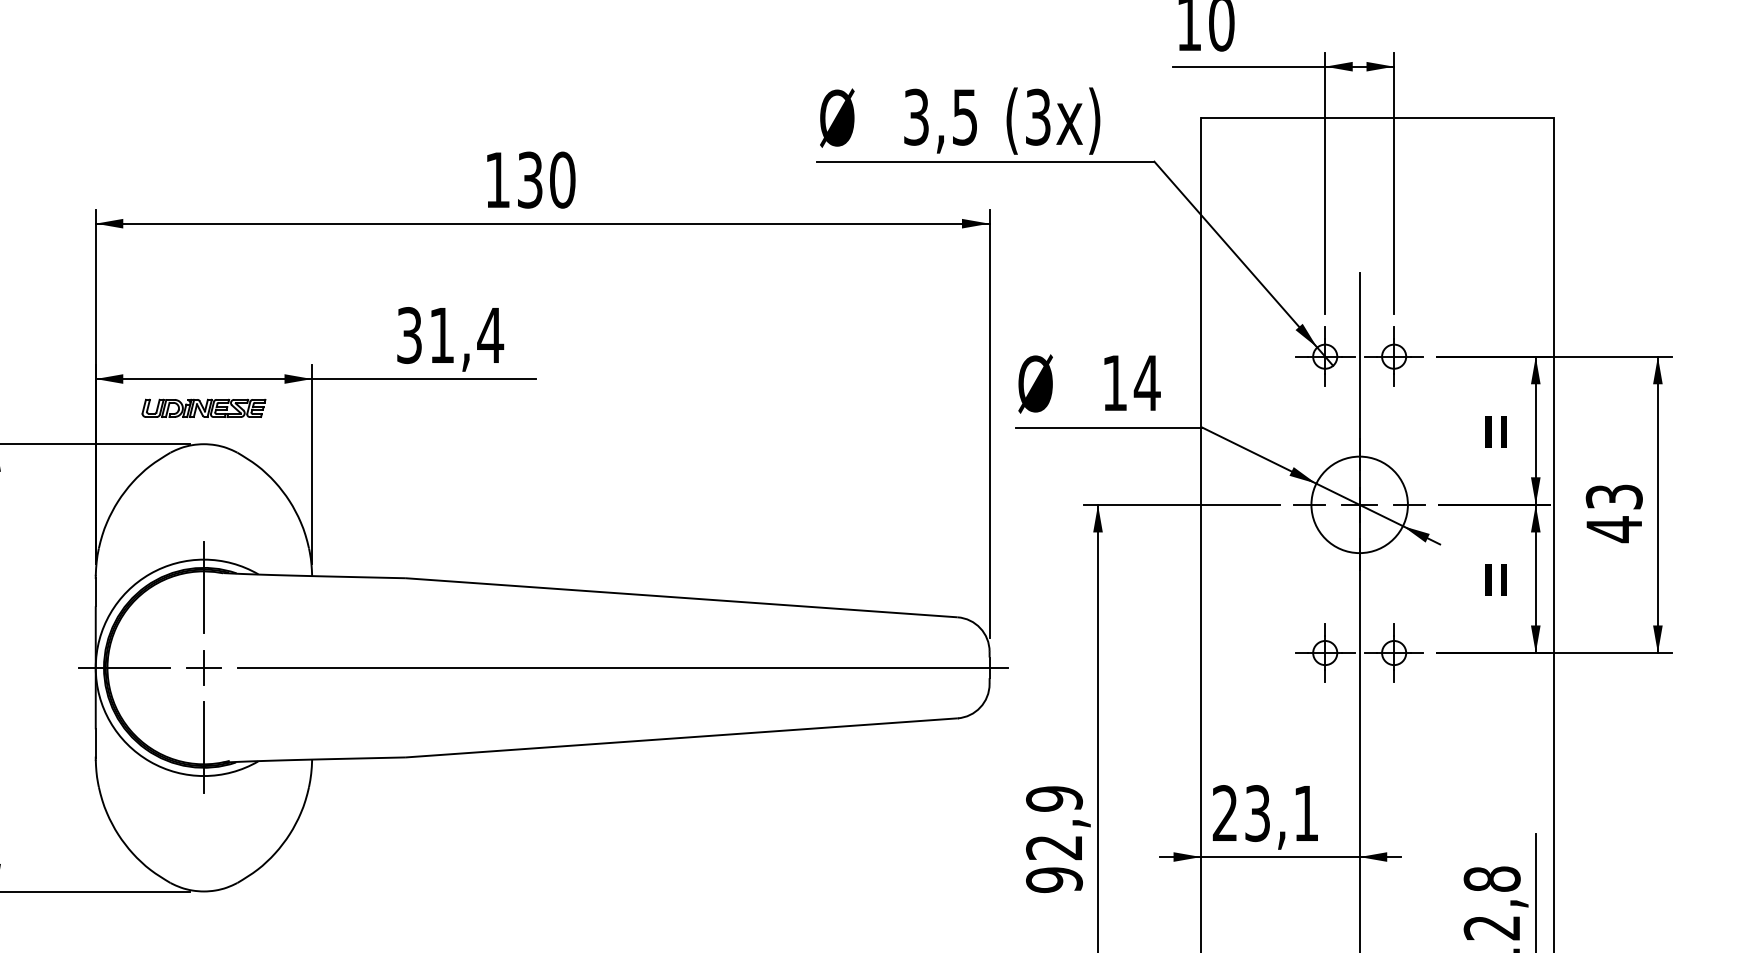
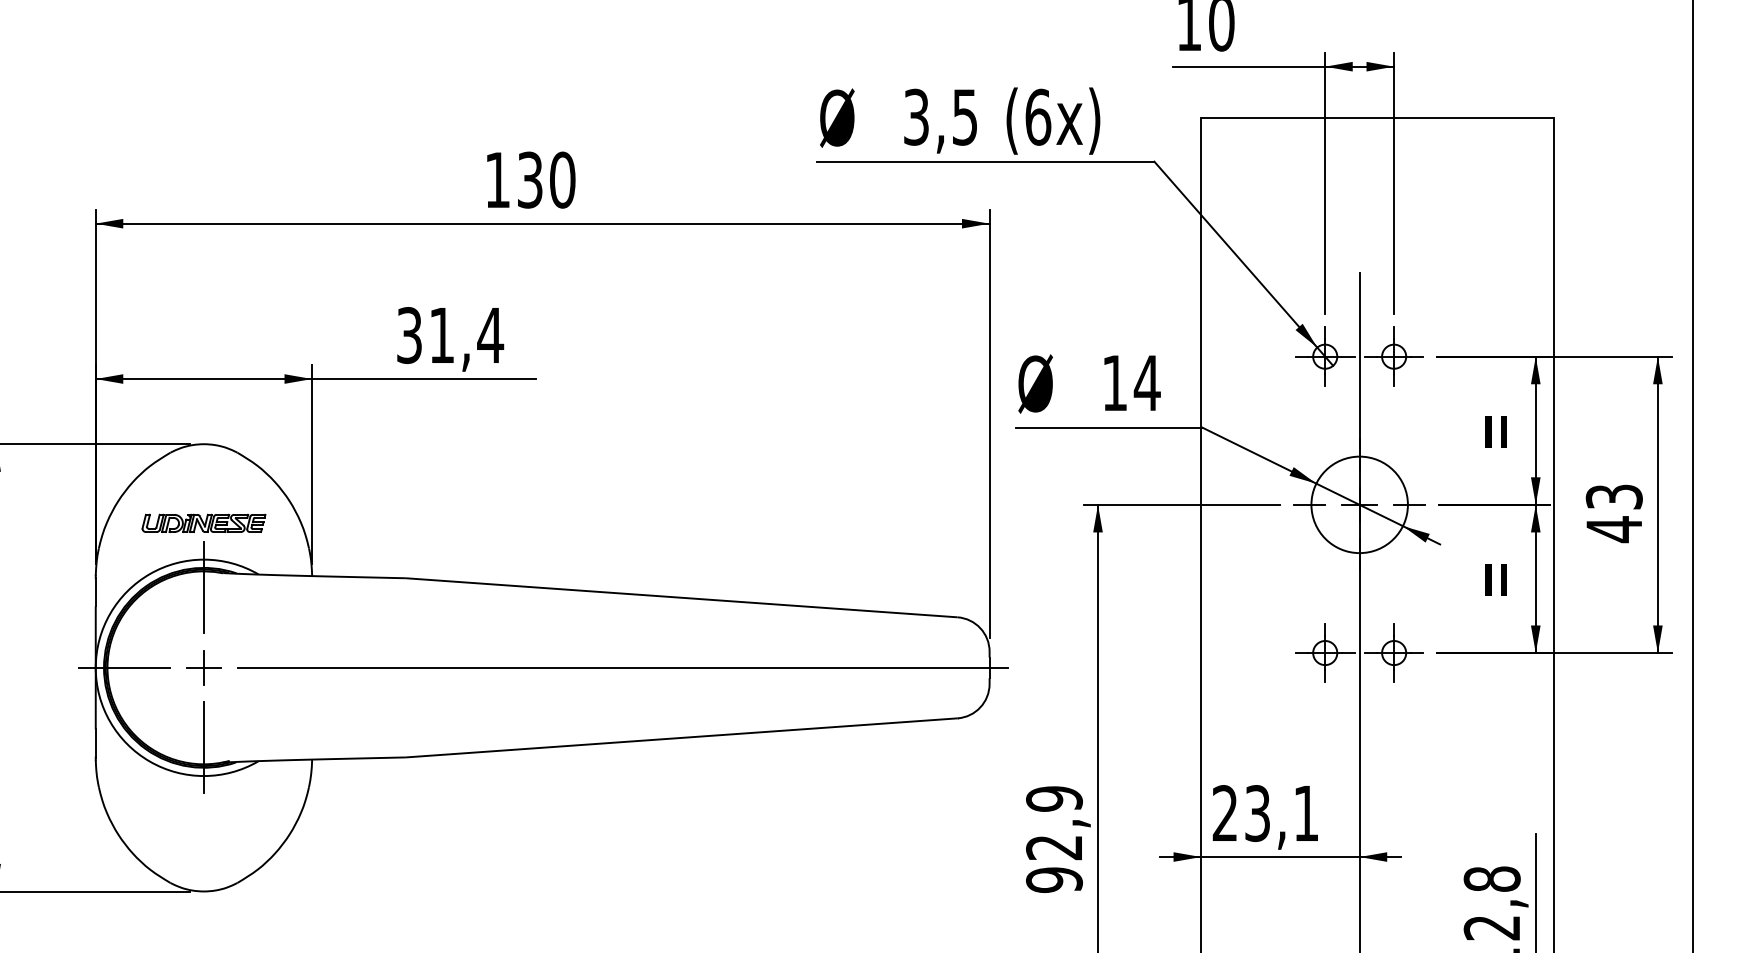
text: (3x) -> (6x) (1038, 116)
part position: (203, 407) -> (203, 522) (203, 522)
line: none -> present (1692, 475)
